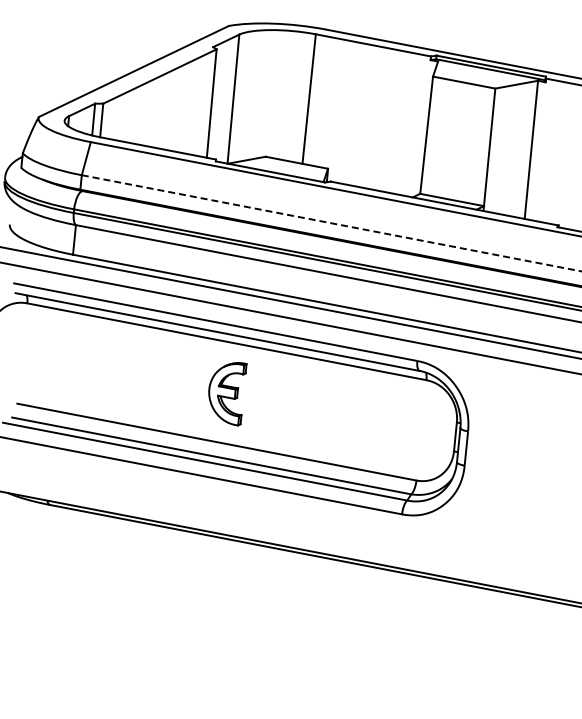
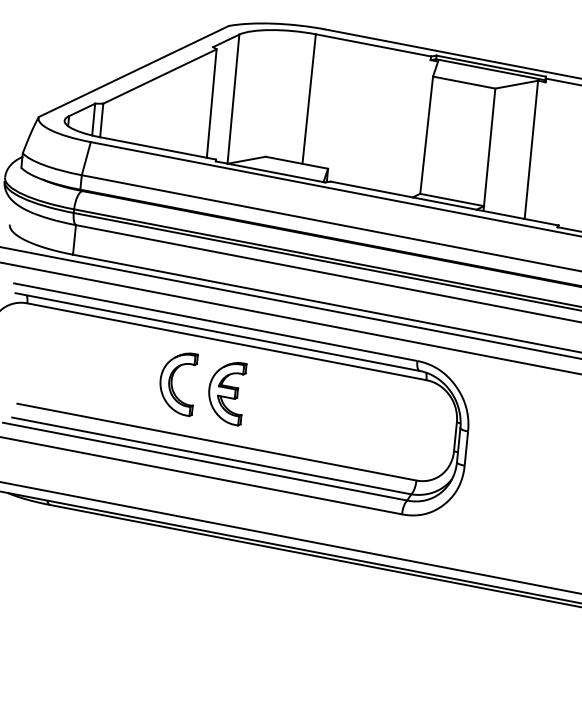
line: dashed -> solid (332, 223)
part: none -> present (178, 384)
line: none -> present (290, 537)
